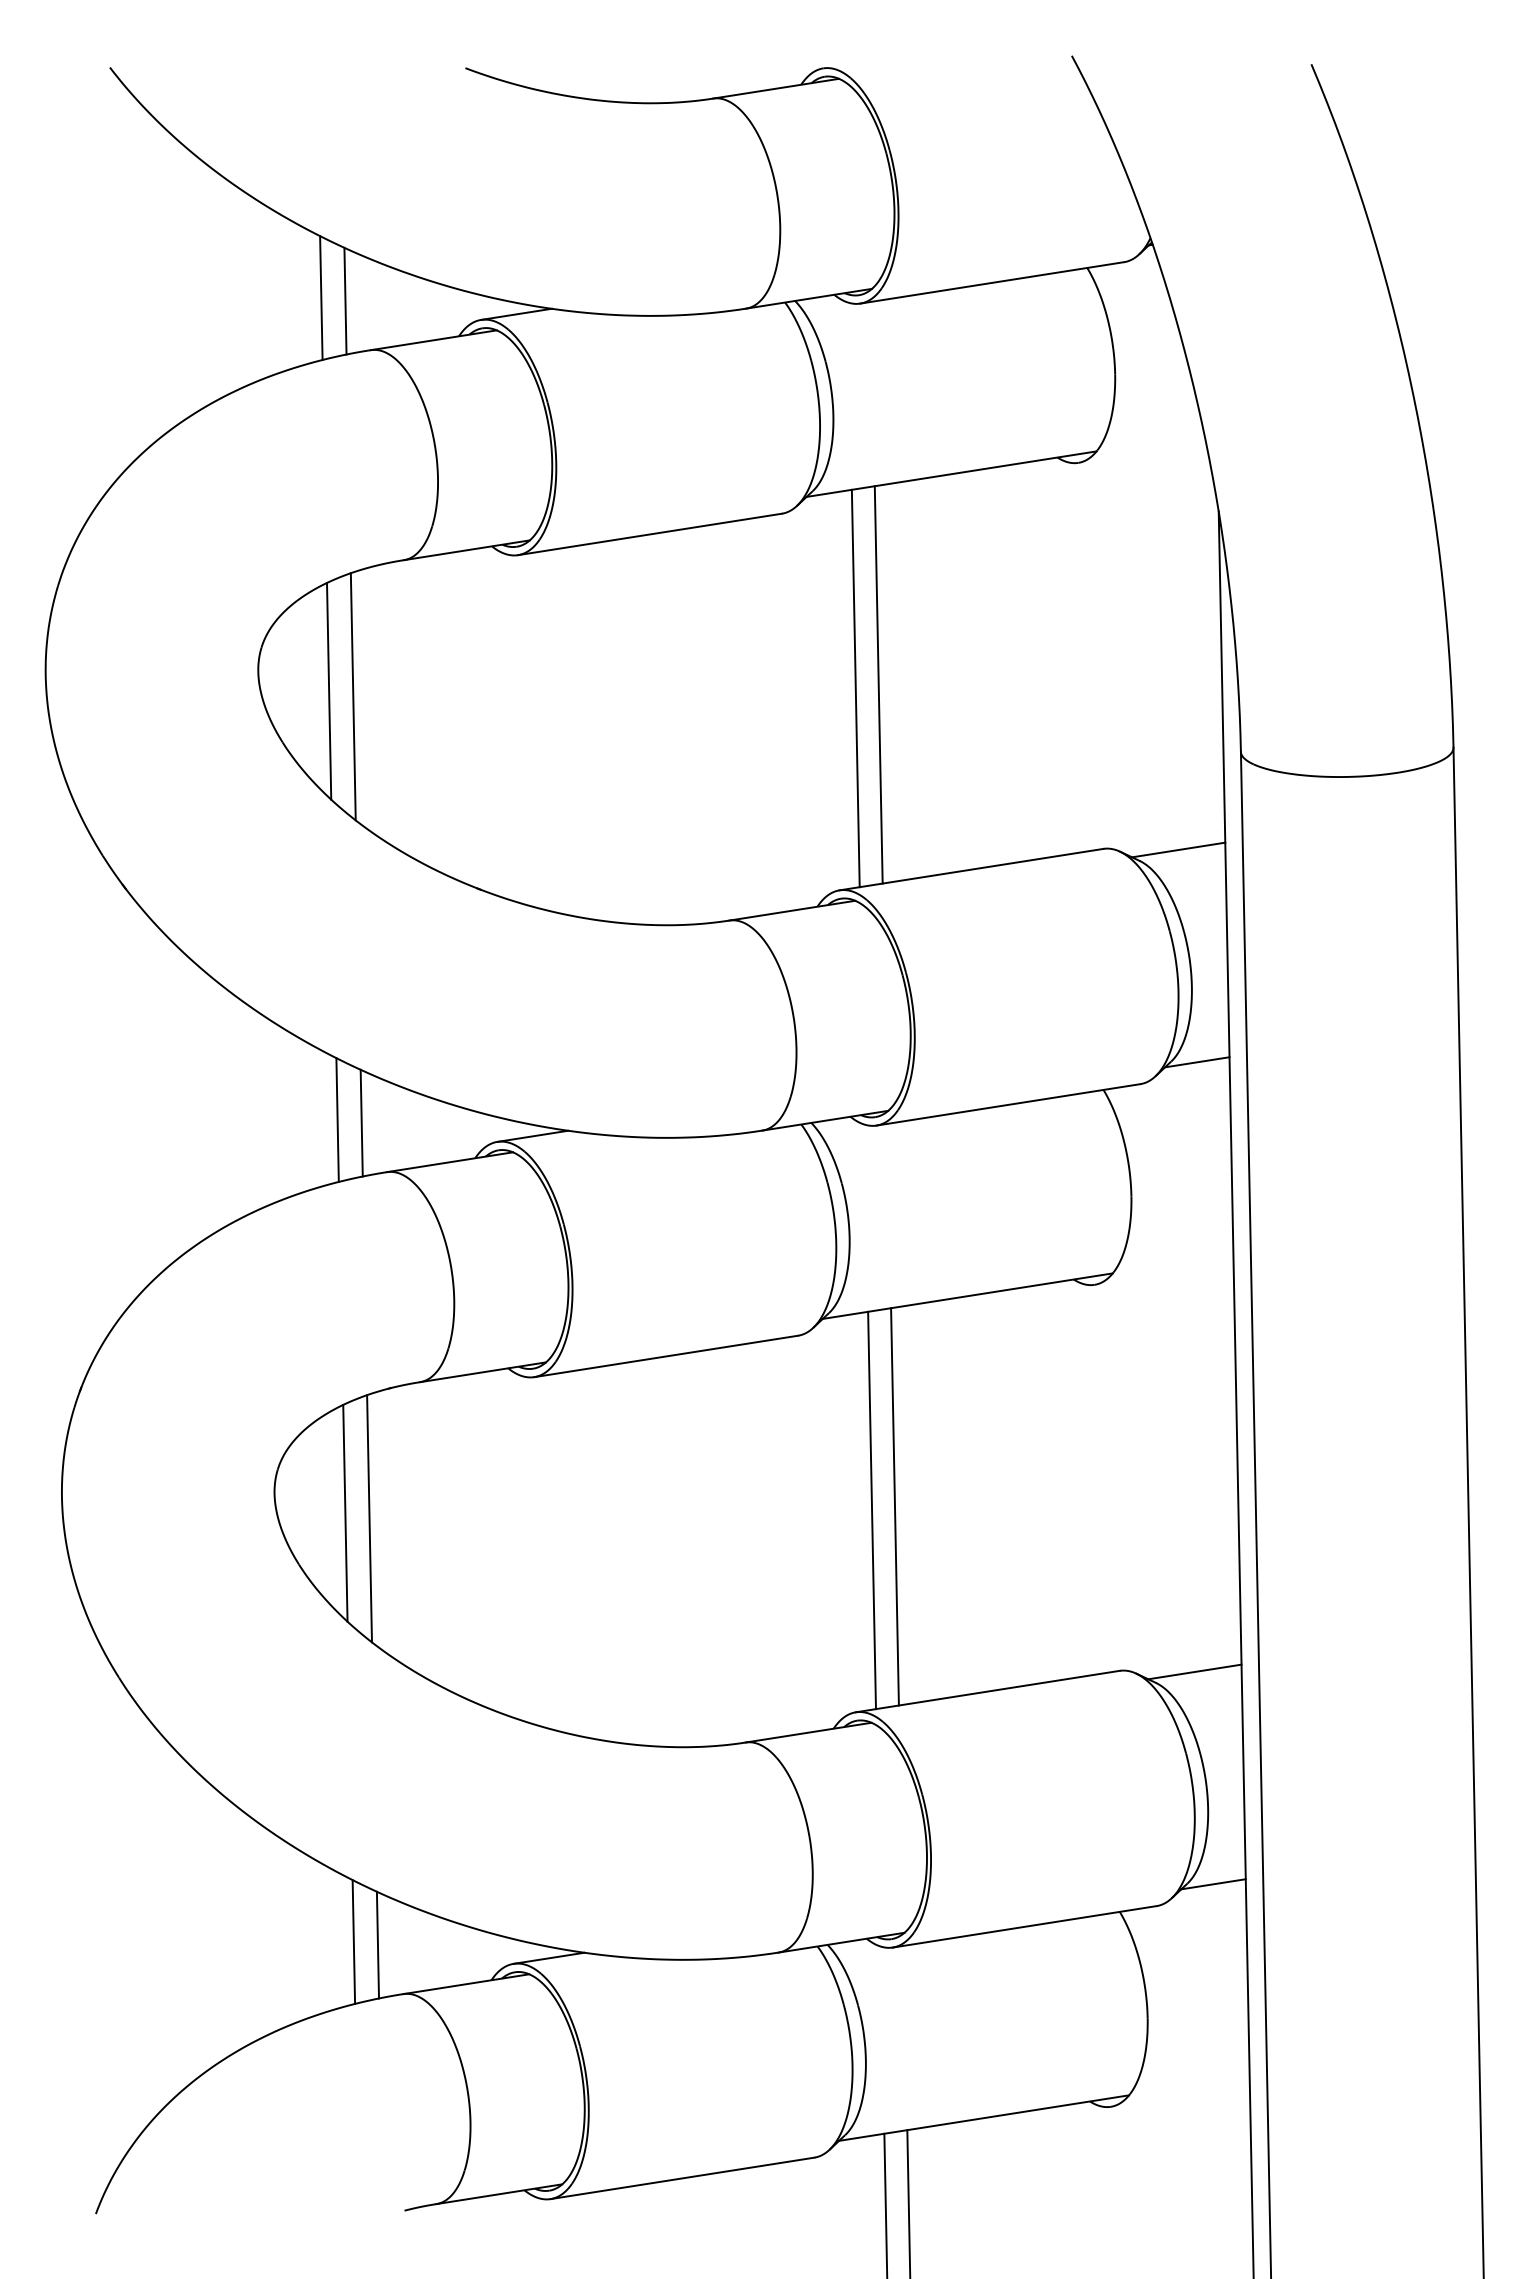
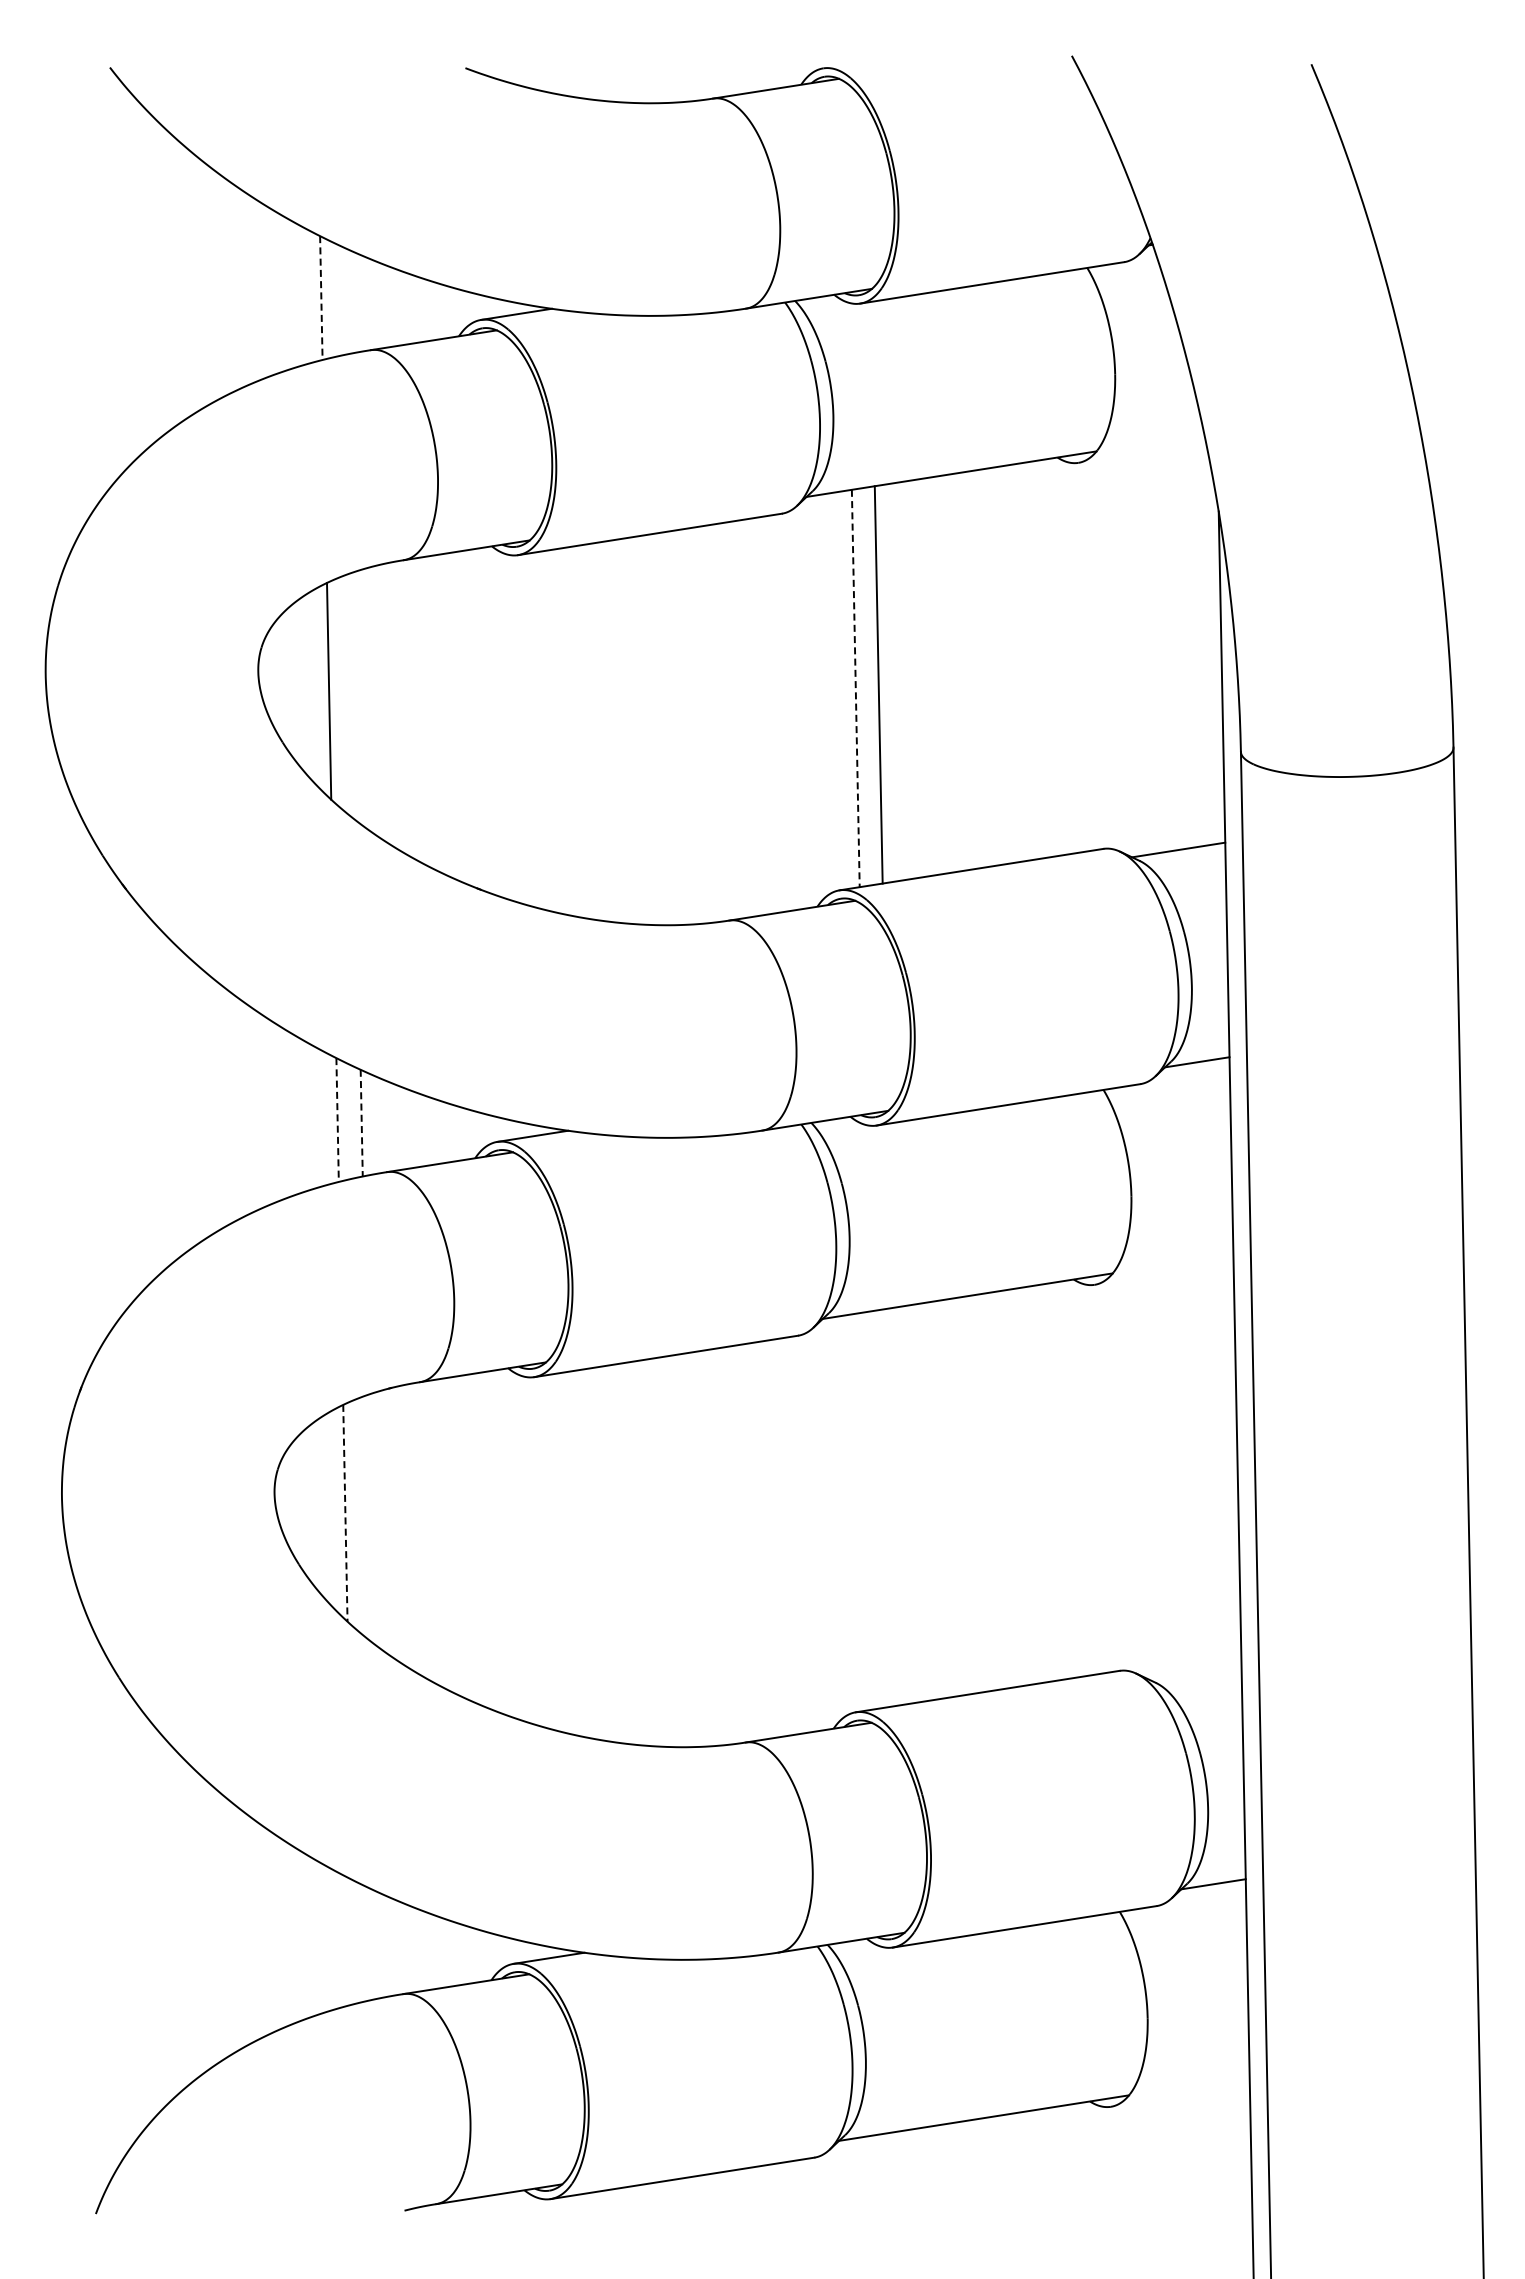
line: solid -> dashed (321, 298)
line: present -> none (345, 300)
line: solid -> dashed (855, 688)
line: present -> none (352, 696)
line: solid -> dashed (337, 1120)
line: solid -> dashed (361, 1123)
line: present -> none (894, 1506)
line: present -> none (871, 1510)
line: solid -> dashed (345, 1513)
line: present -> none (369, 1518)
line: present -> none (1194, 1671)
line: present -> none (353, 1941)
line: present -> none (377, 1944)
line: present -> none (908, 2202)
line: present -> none (885, 2204)
